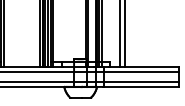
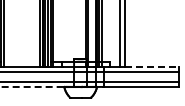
line: solid -> dashed (151, 67)
line: solid -> dashed (32, 86)
